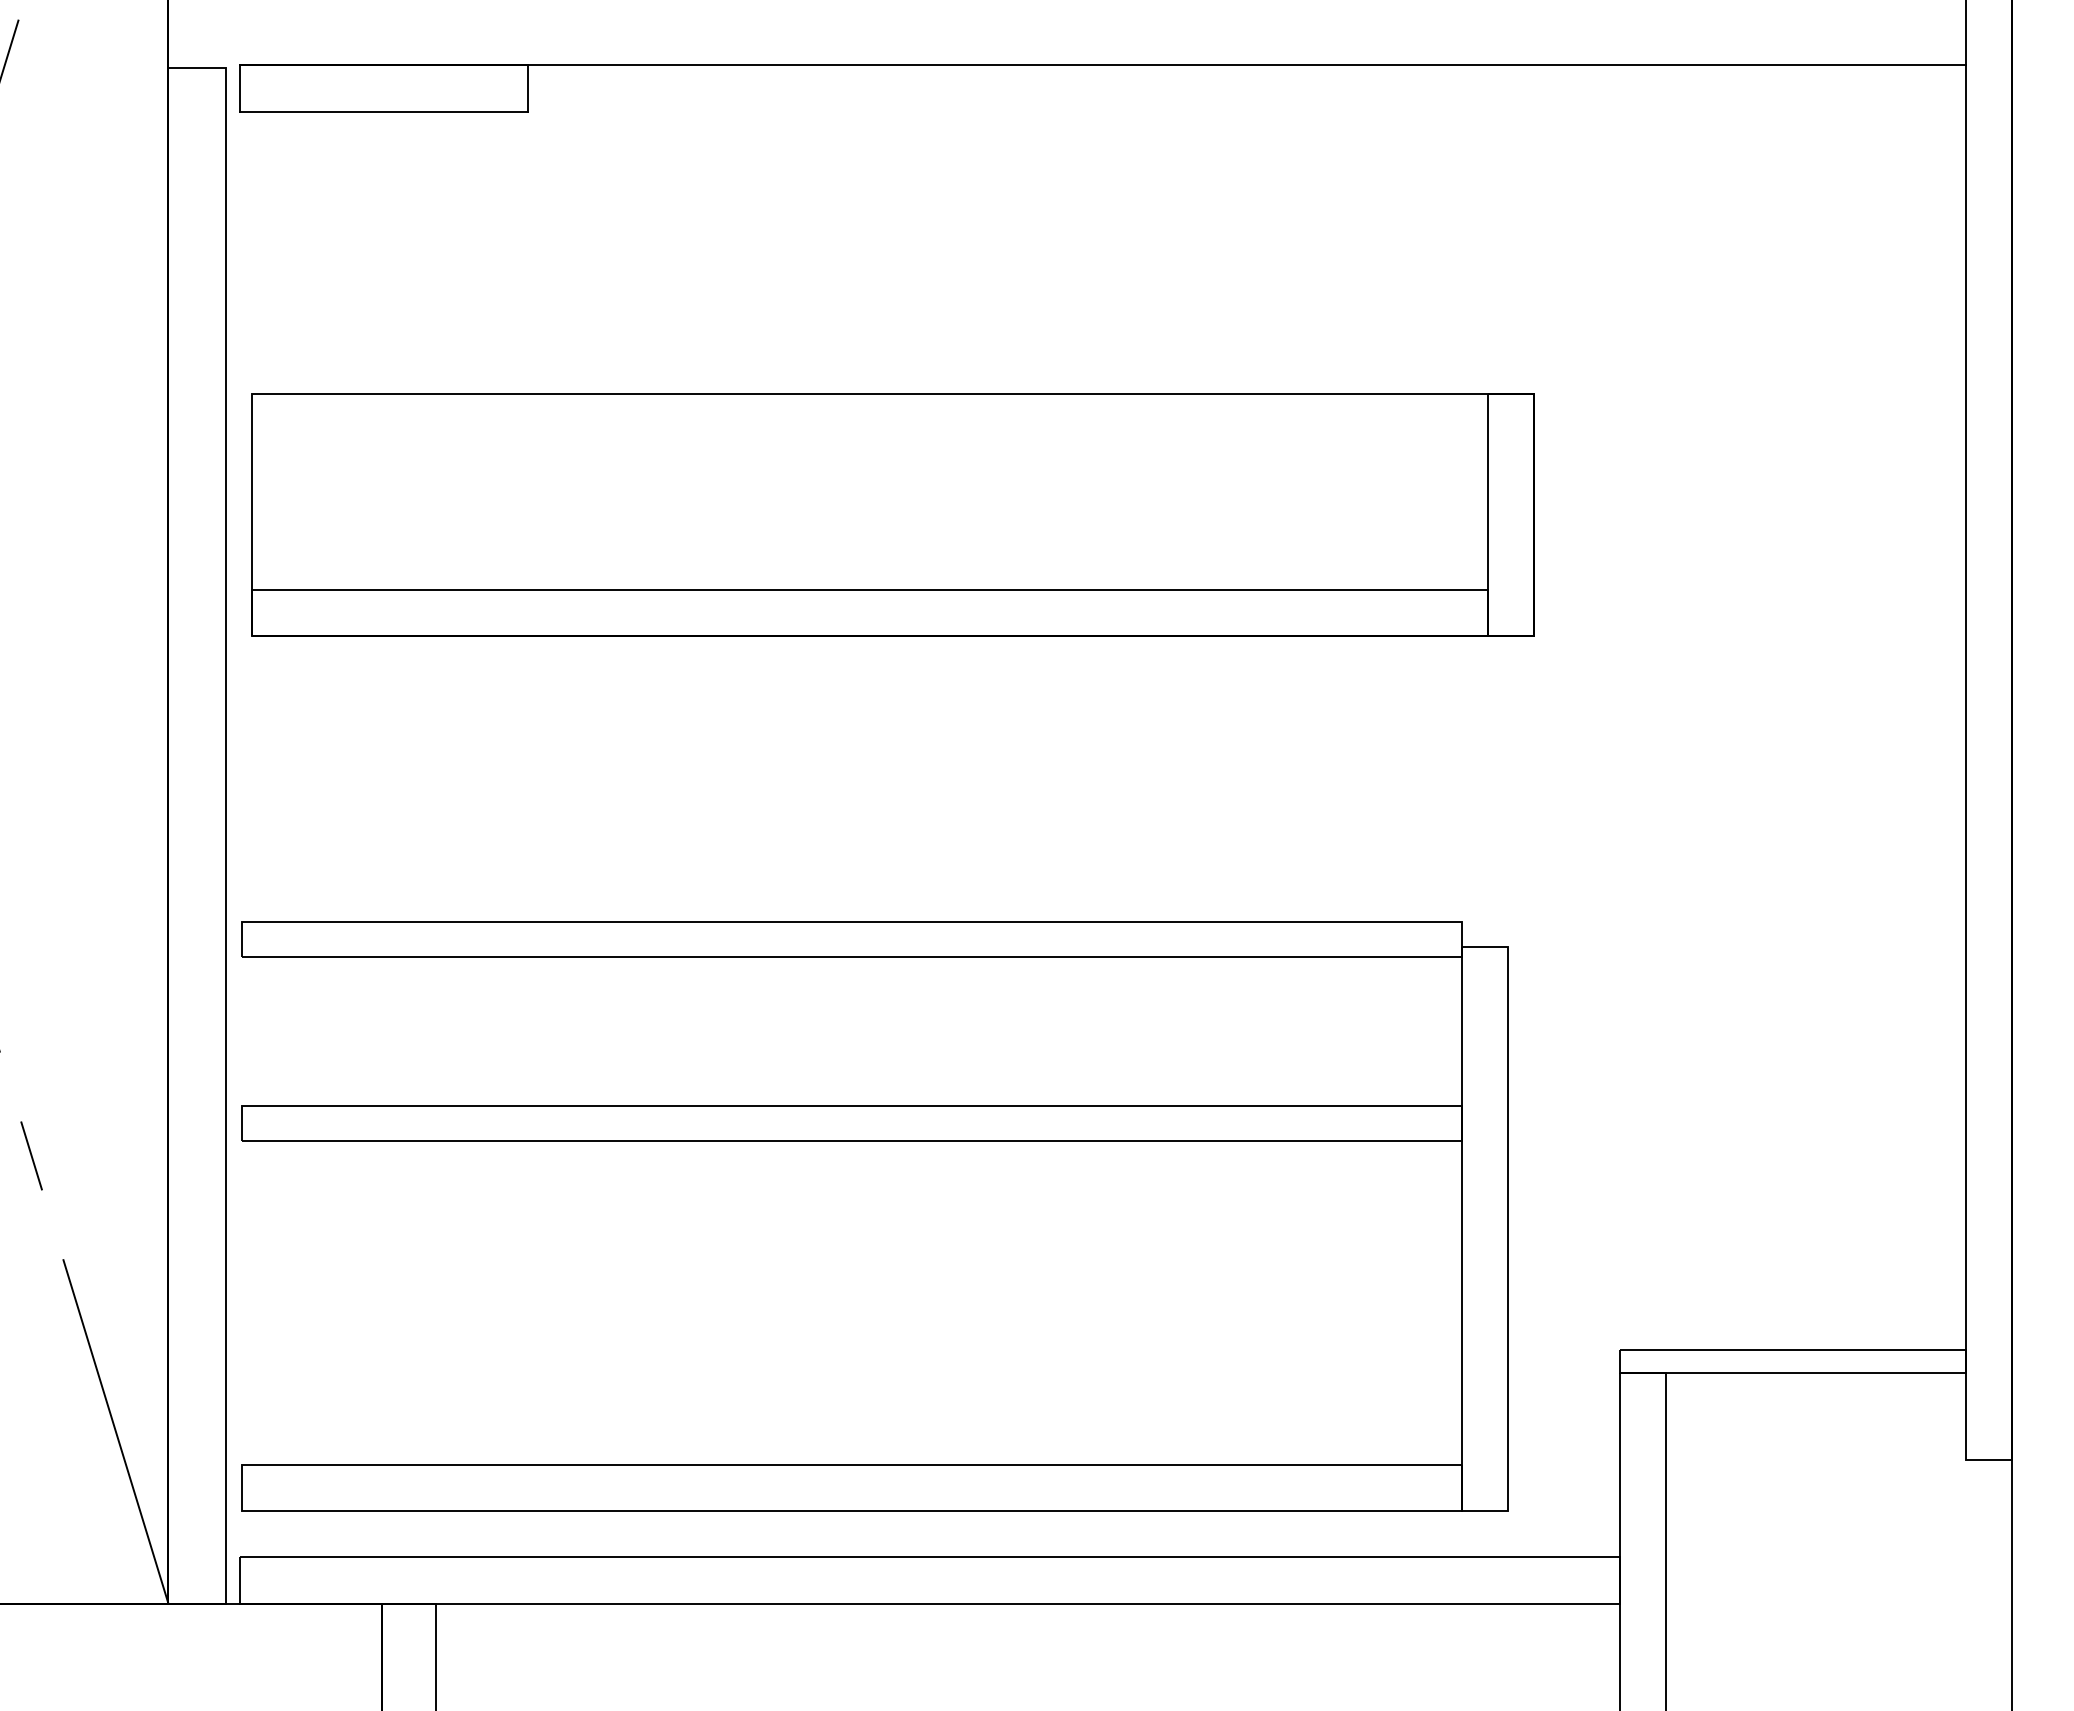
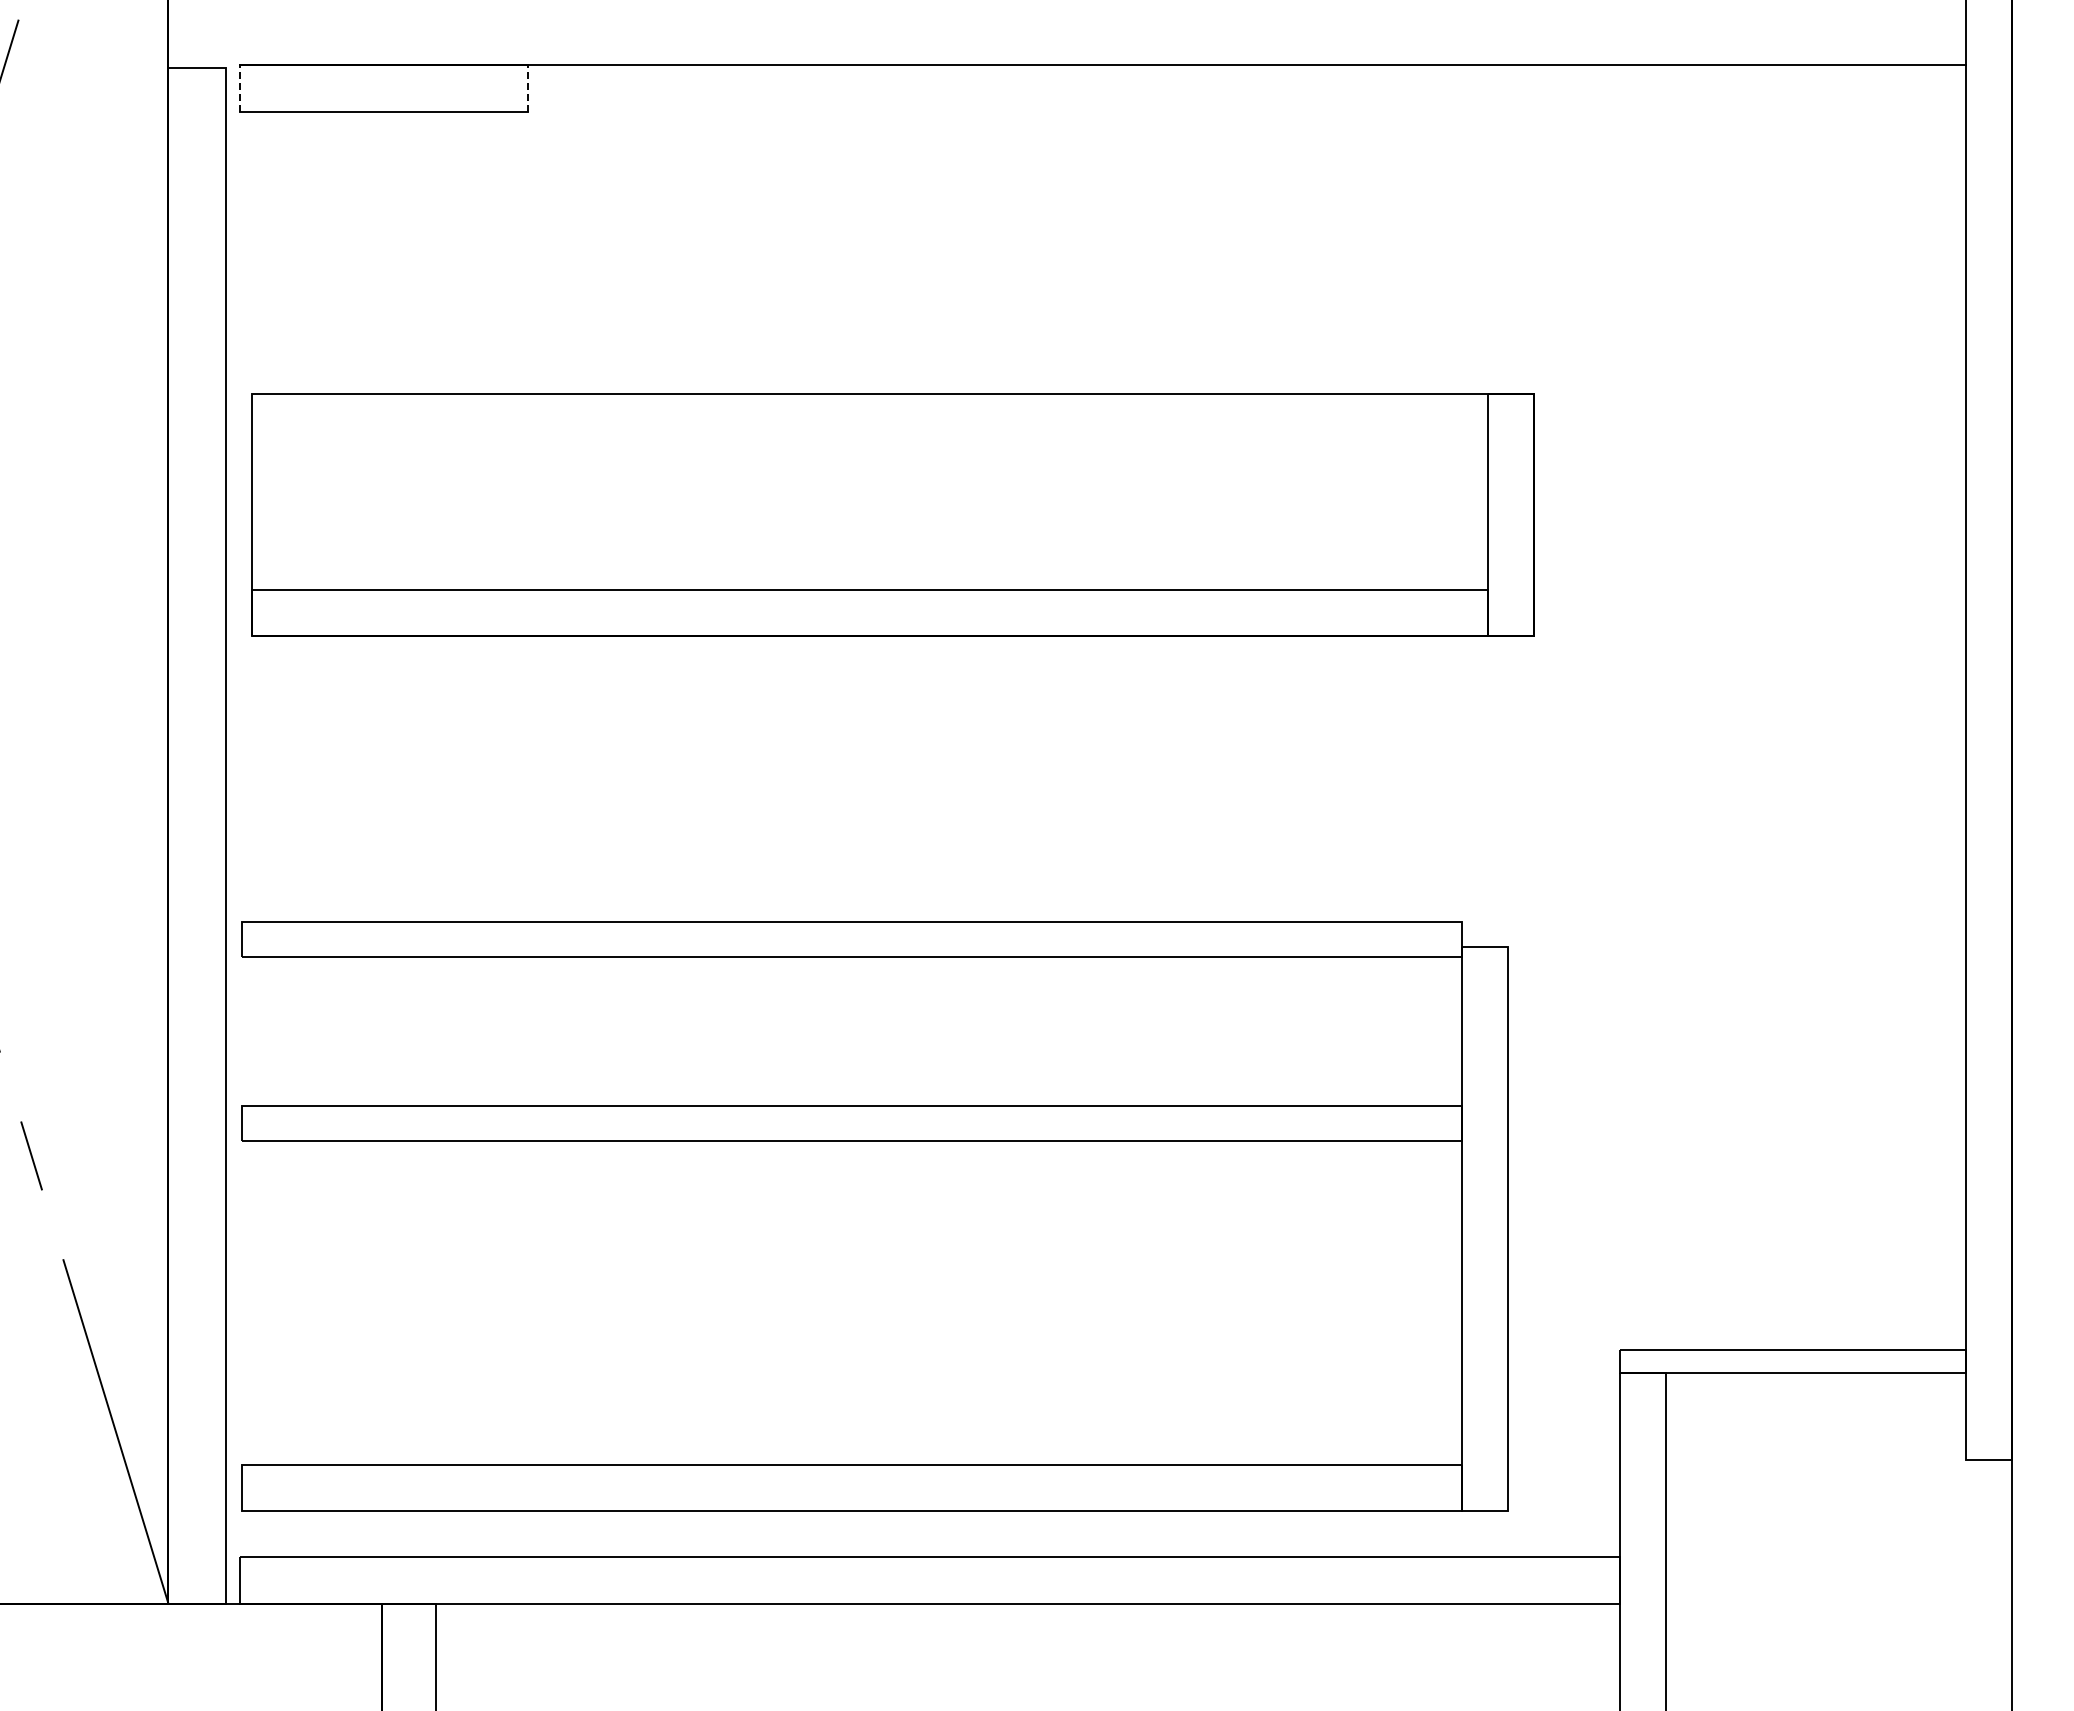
line: solid -> dashed (240, 88)
line: solid -> dashed (528, 88)
